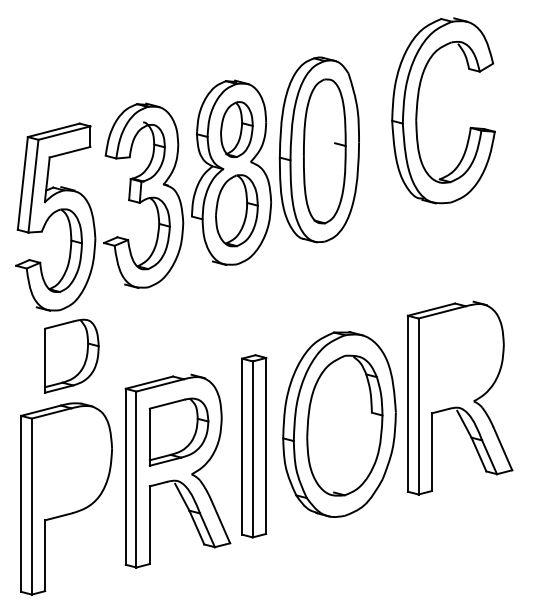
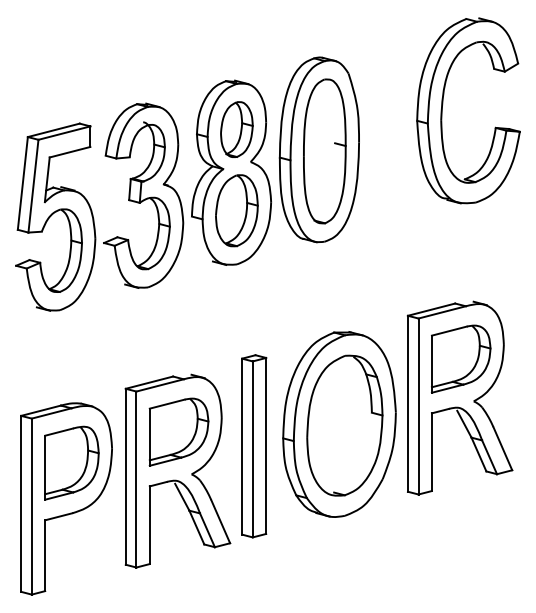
part position: (418, 104) -> (443, 104) (443, 104)
part position: (71, 355) -> (71, 462) (71, 462)
part: none -> present (461, 358)
